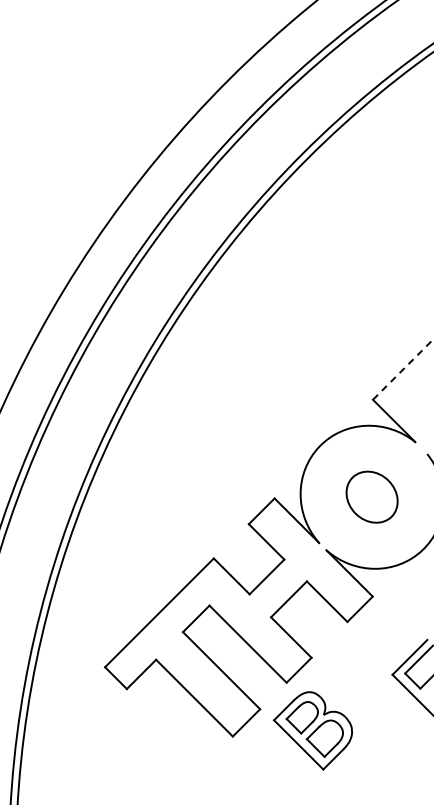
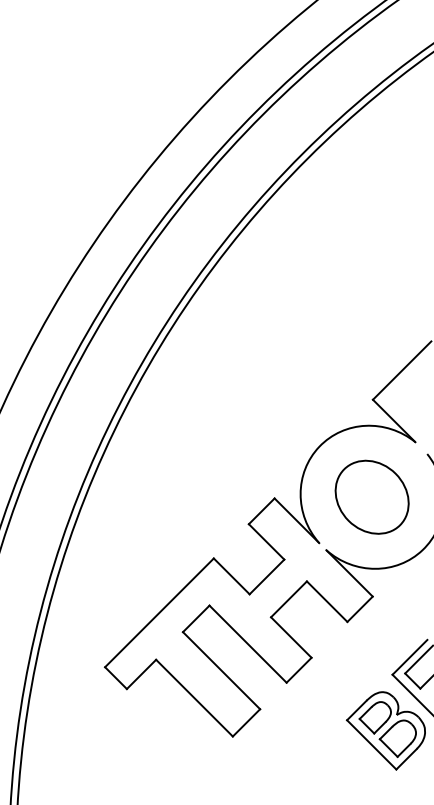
line: dashed -> solid (402, 370)
part size: 54x54 px -> 76x76 px (371, 496)
part position: (312, 730) -> (385, 730) (385, 730)
